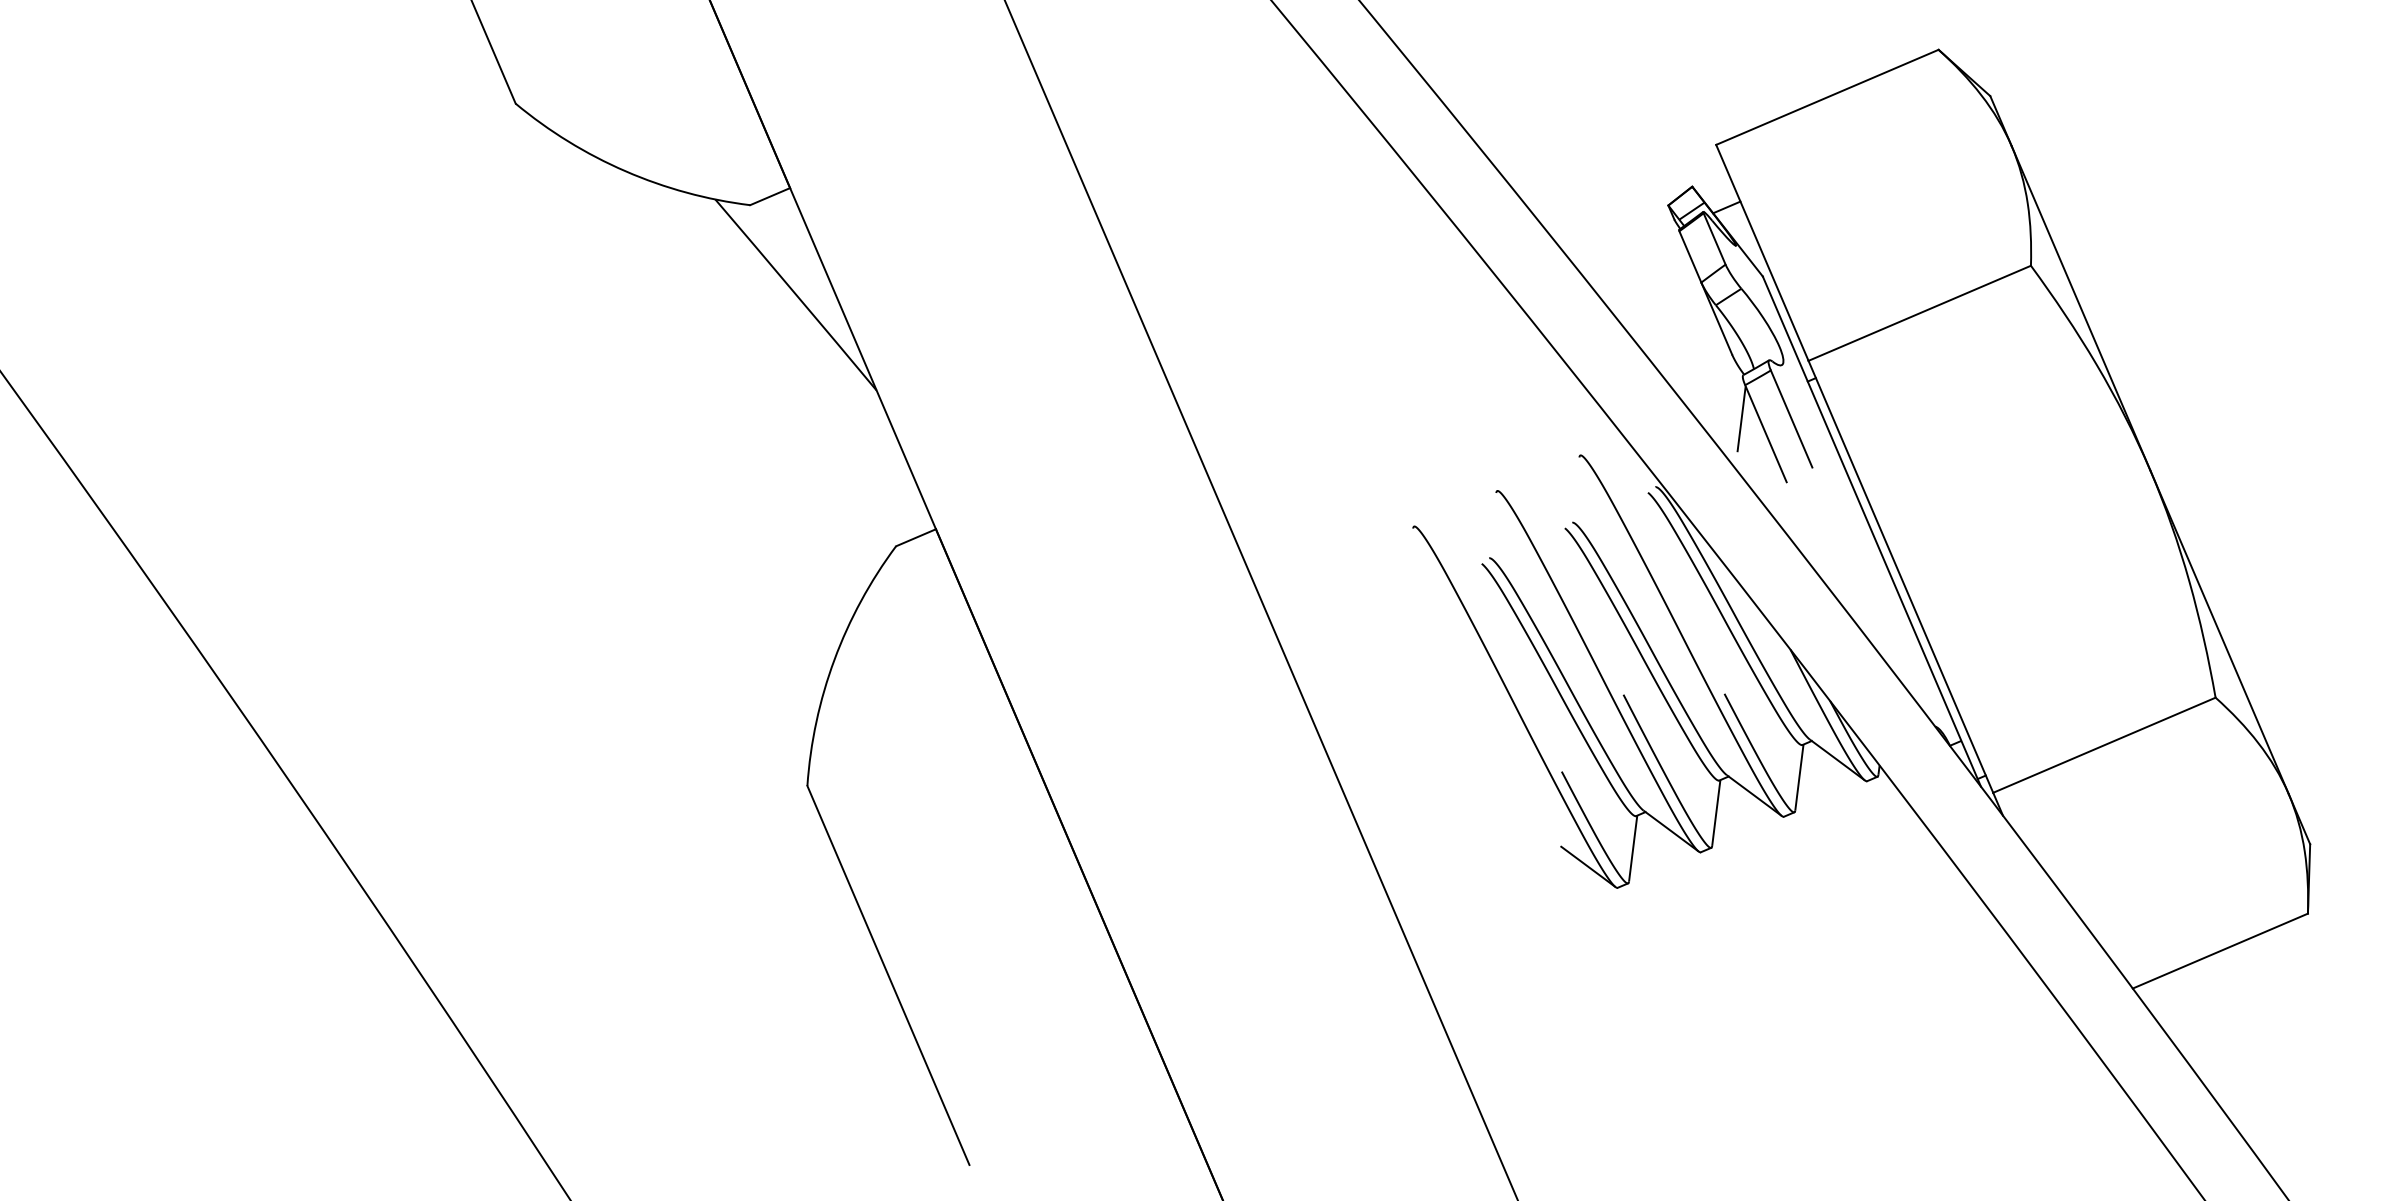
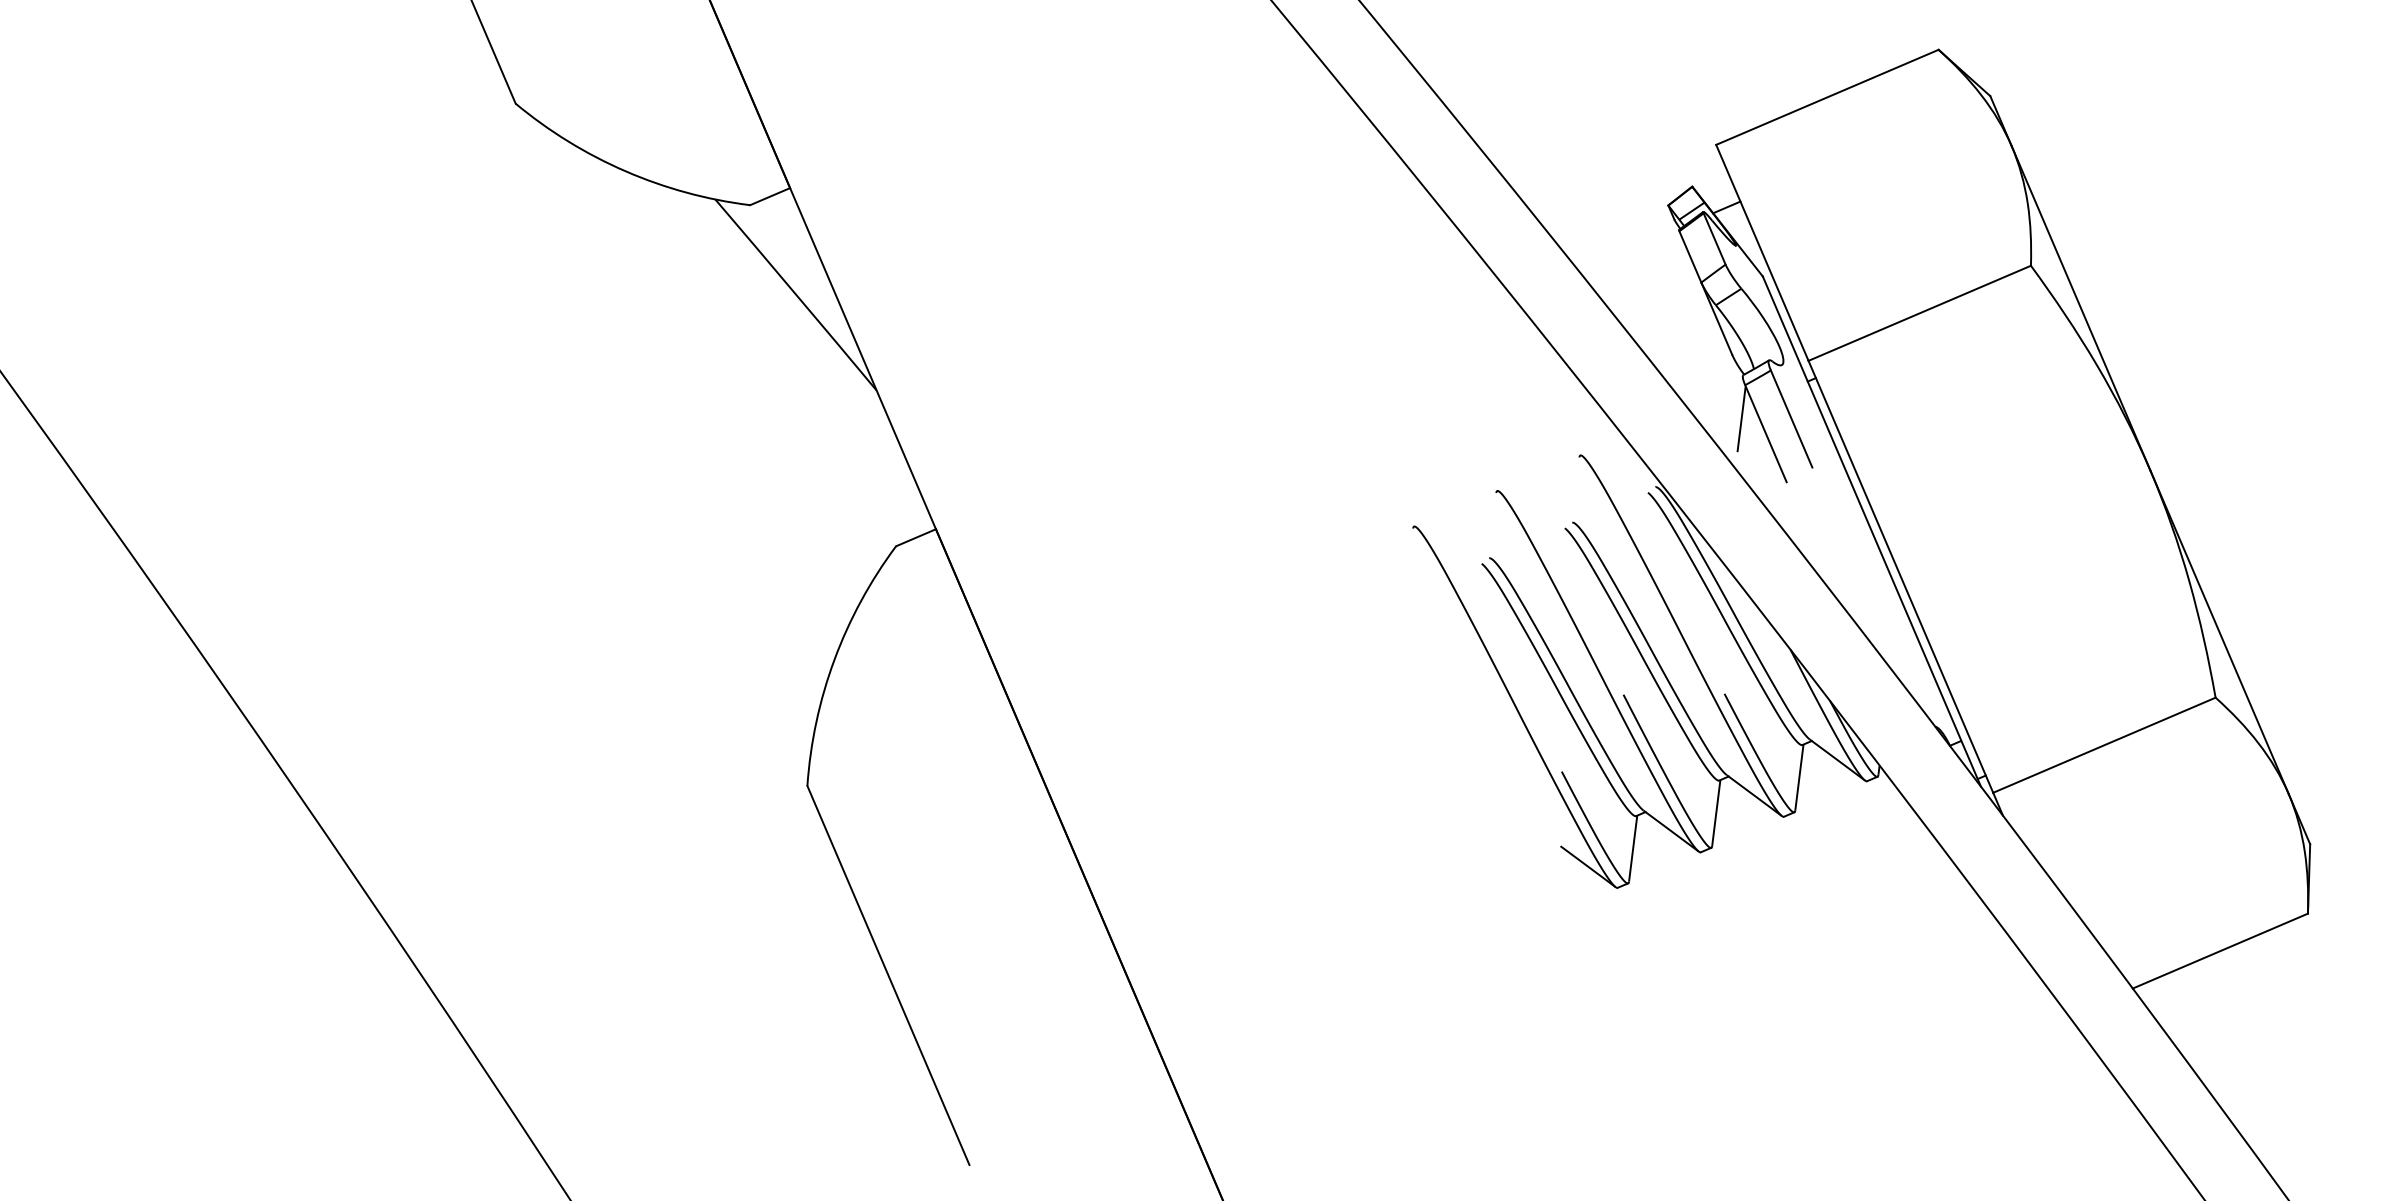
line: present -> none (1260, 599)
